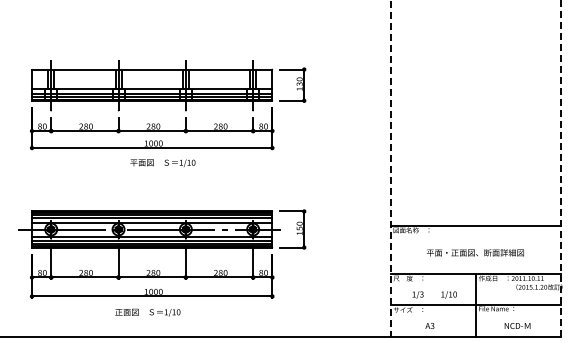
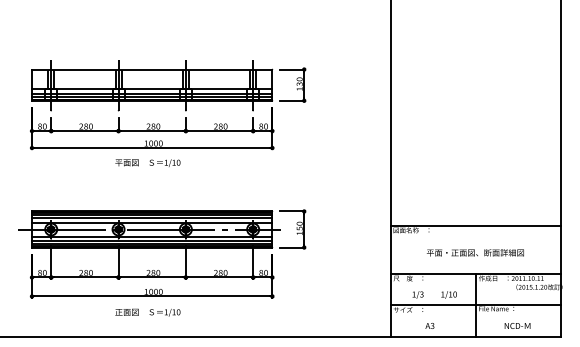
text position: (162, 162) -> (147, 162) (147, 162)
line: dashed -> solid (390, 168)
line: dashed -> solid (561, 168)
